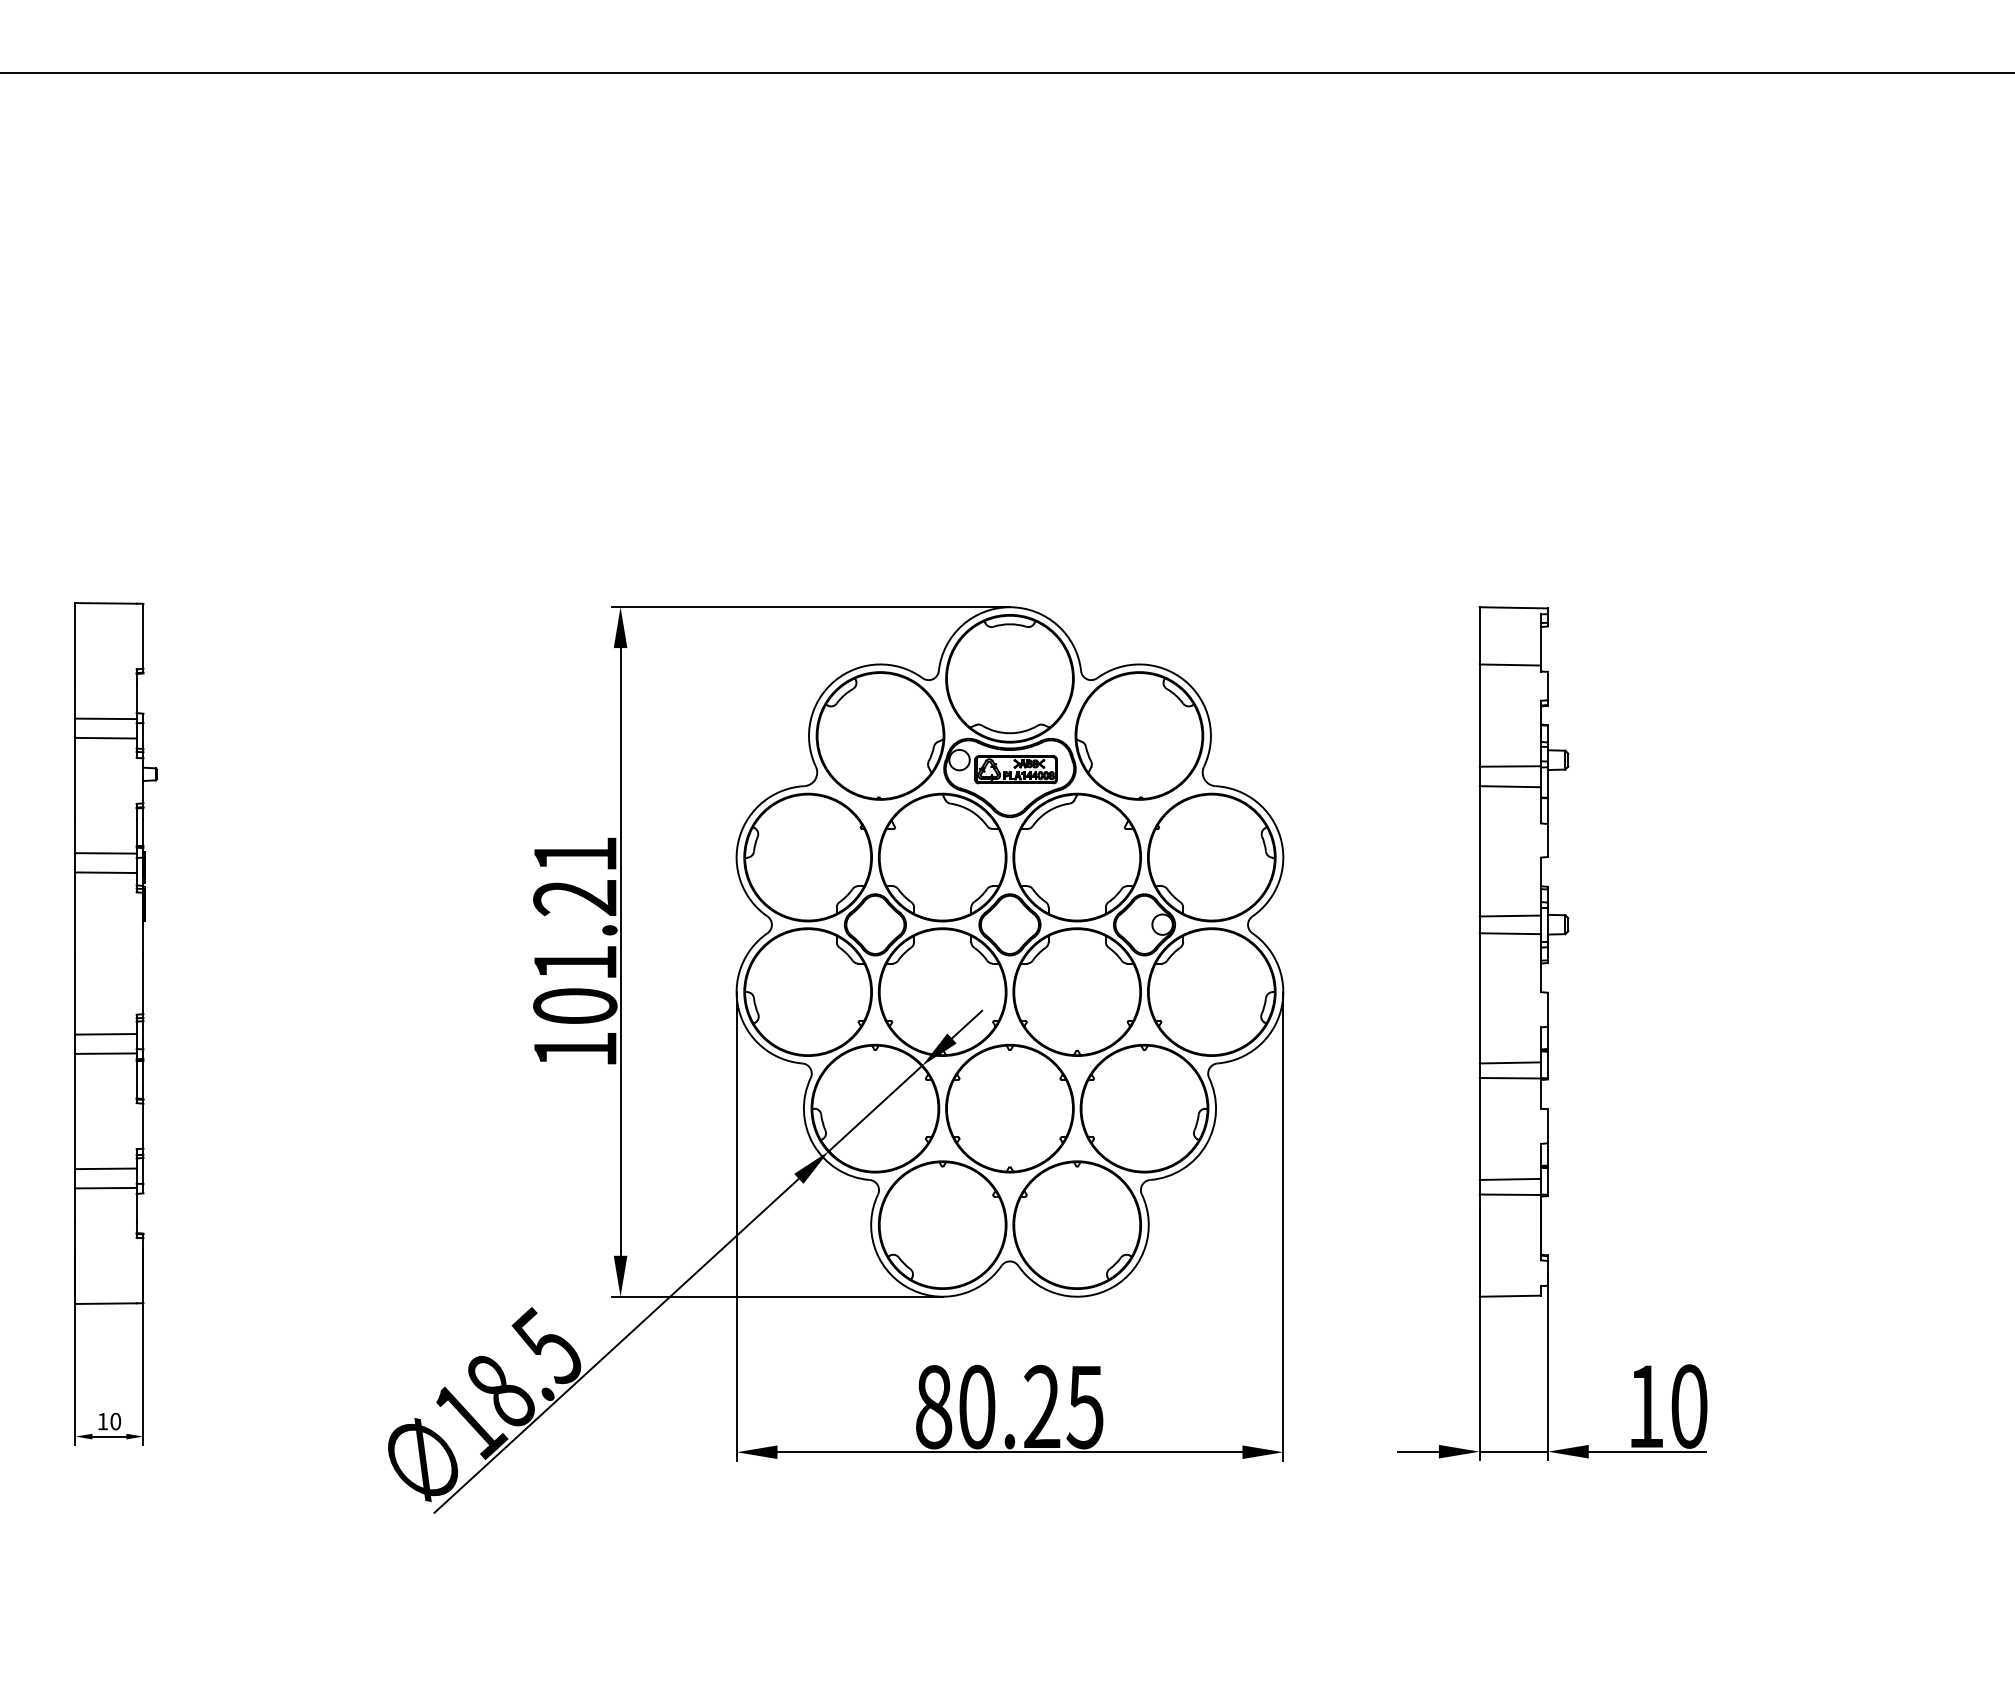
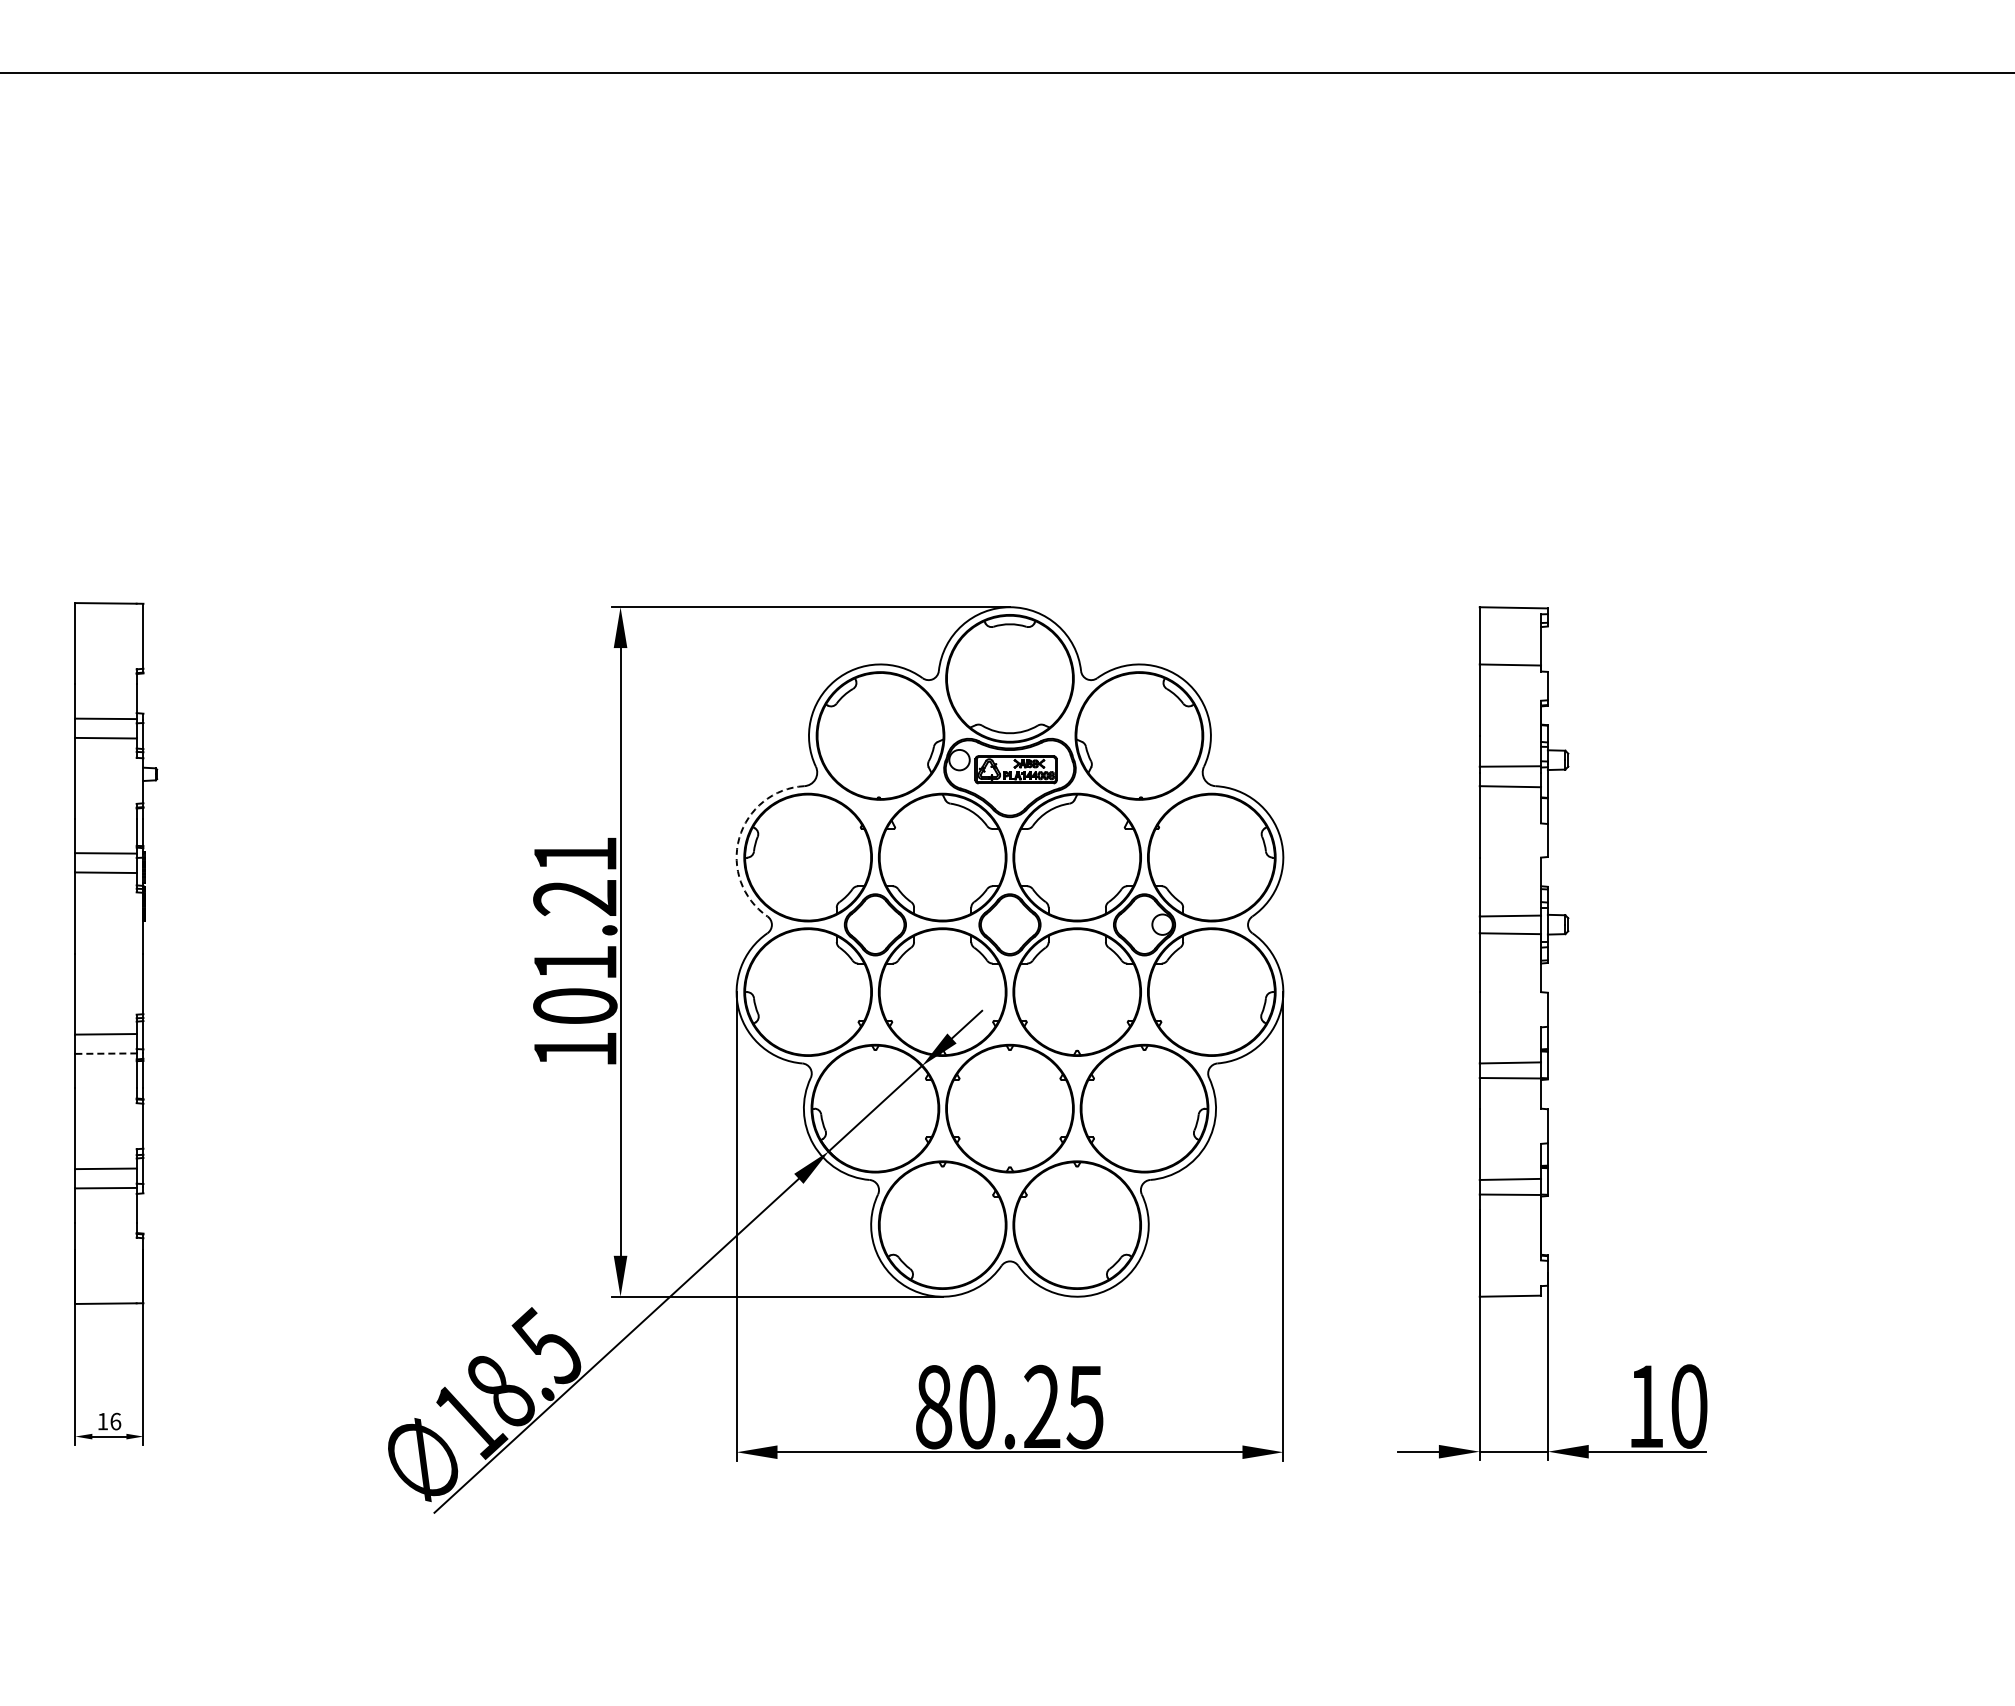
arc: solid -> dashed (739, 838)
line: solid -> dashed (105, 1053)
text: 10 -> 16 (115, 1421)
